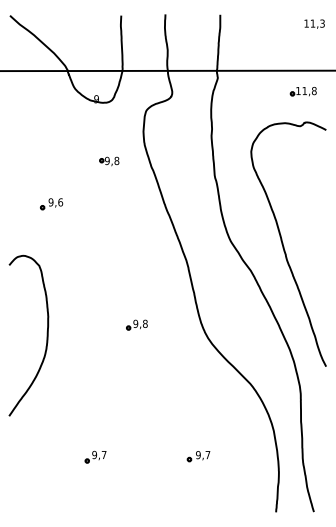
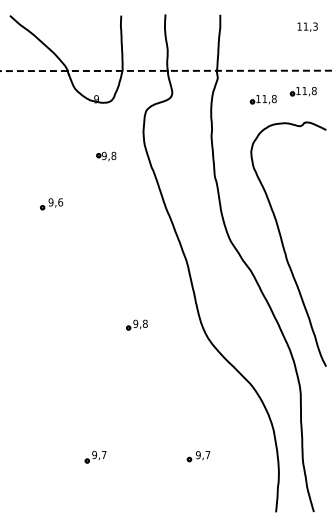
text position: (314, 23) -> (307, 26) (307, 26)
line: solid -> dashed (167, 70)
part: none -> present (262, 99)
part position: (109, 161) -> (106, 156) (106, 156)
curve: present -> none (46, 335)
